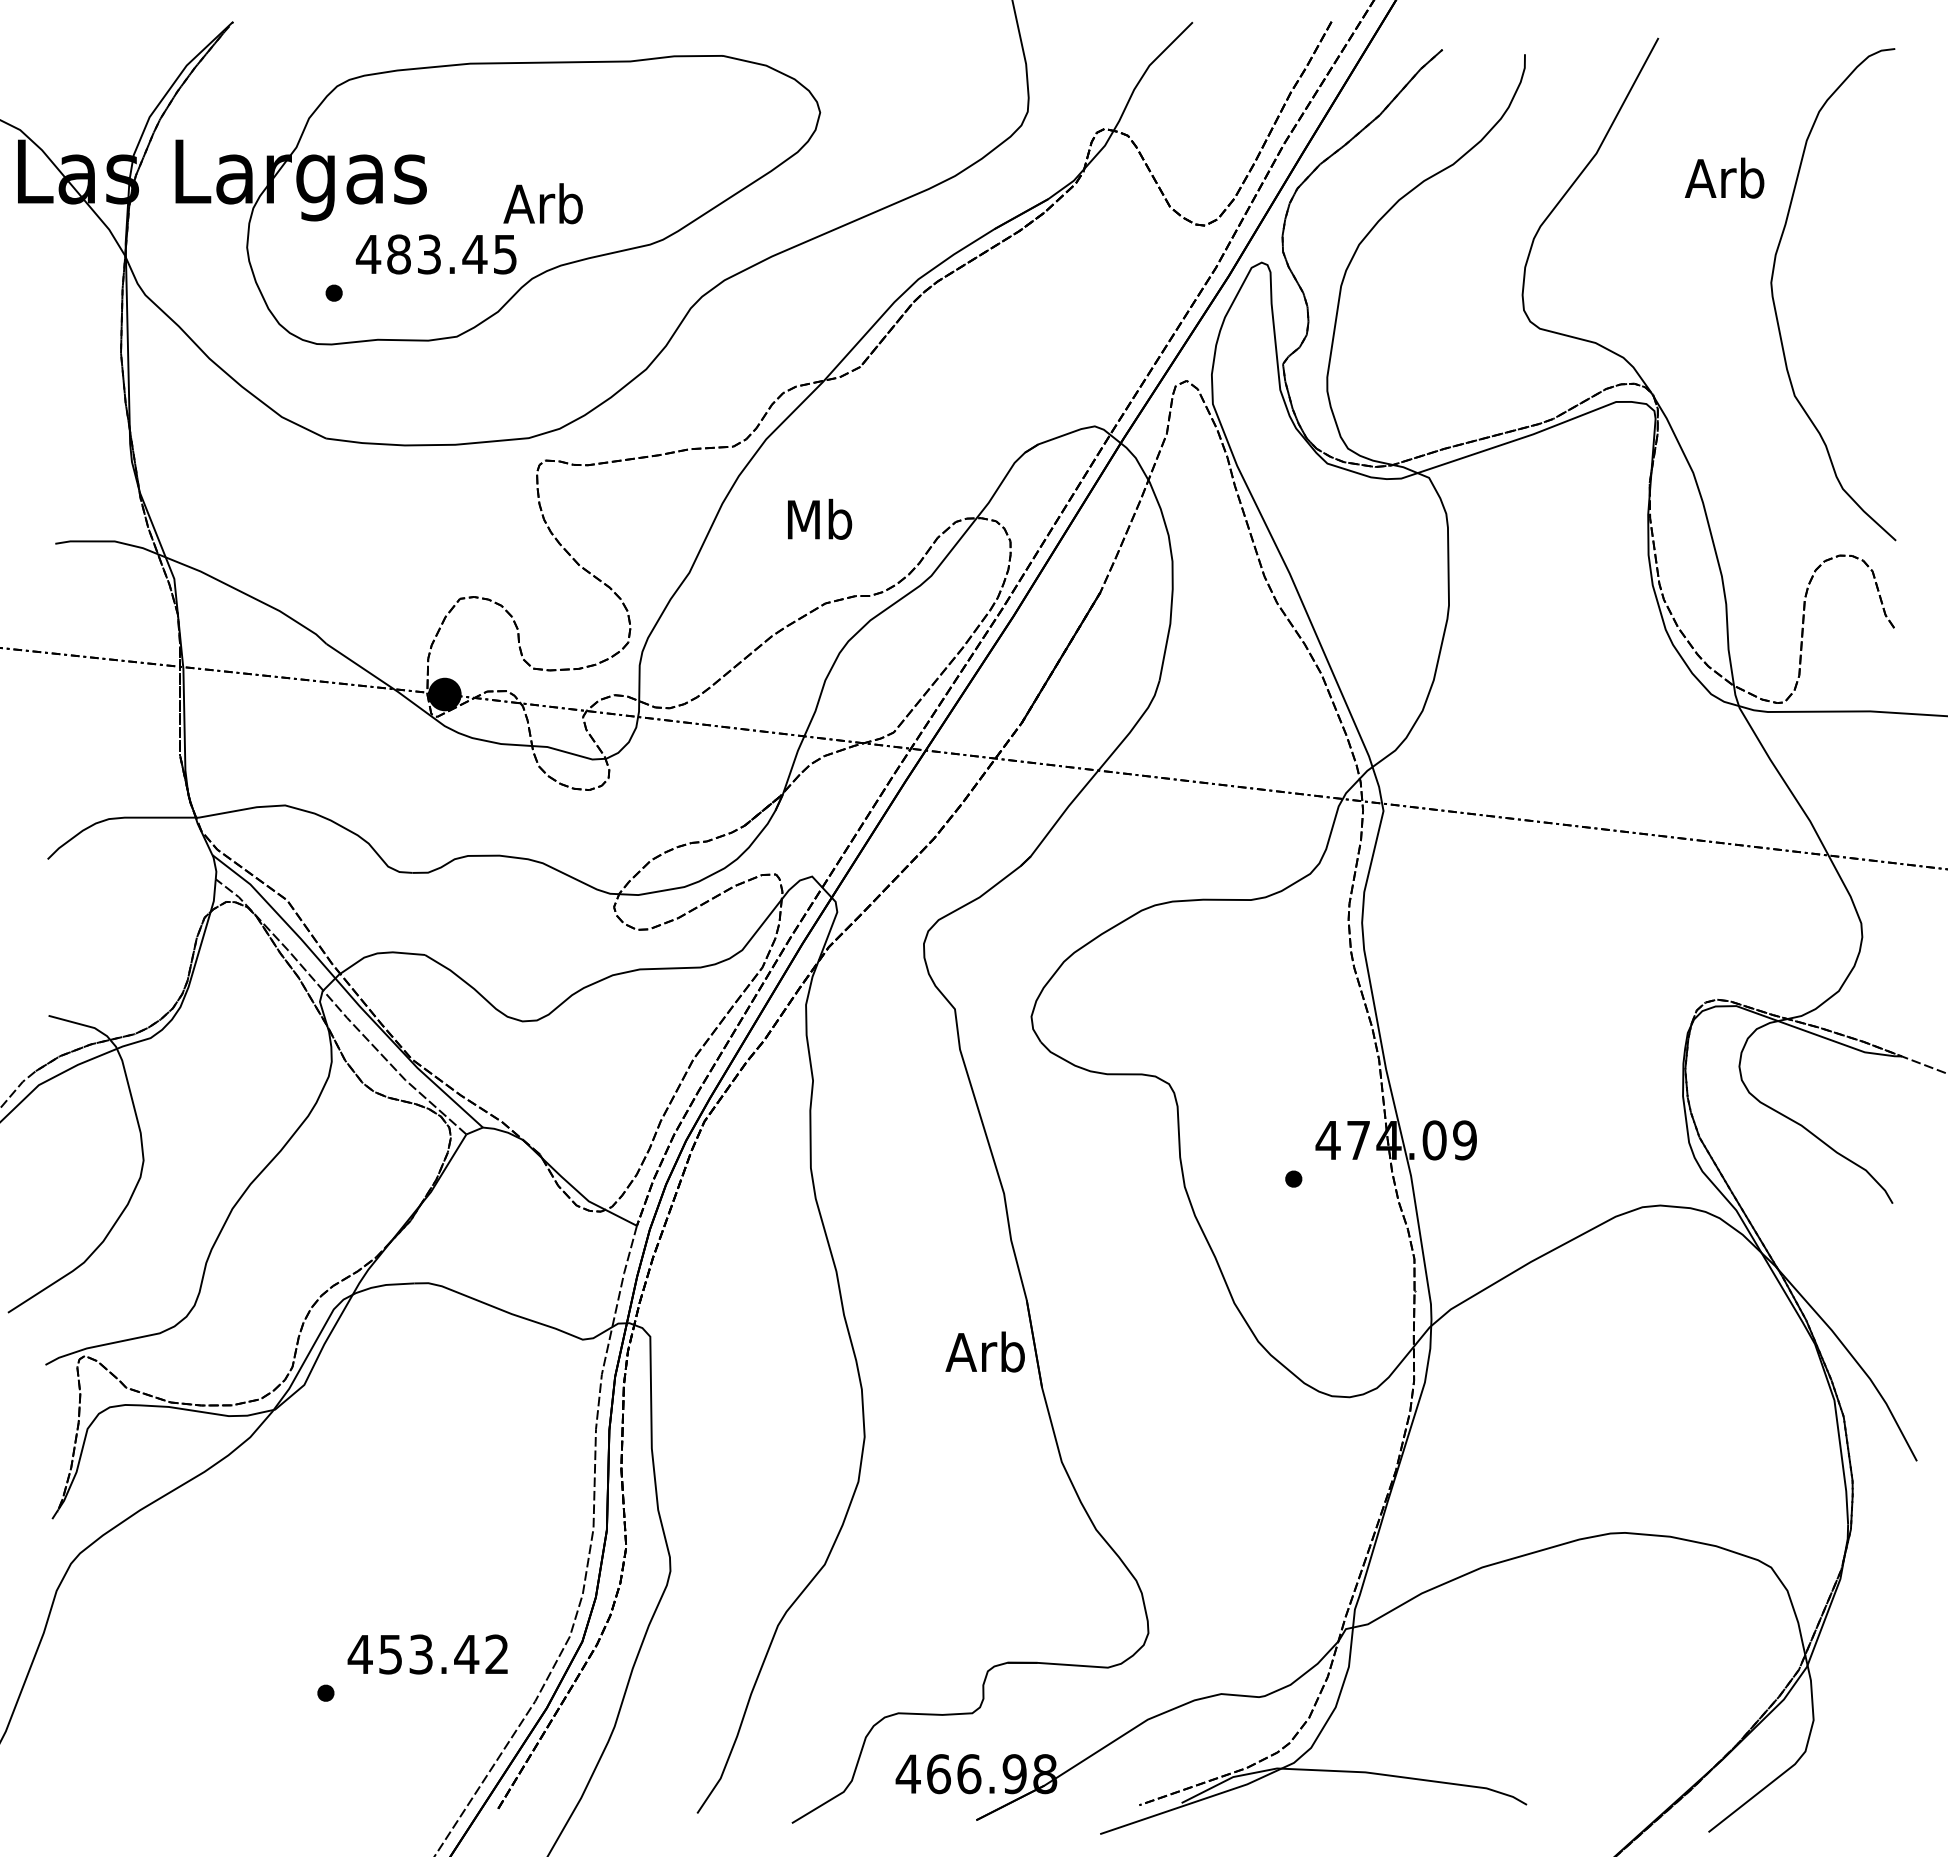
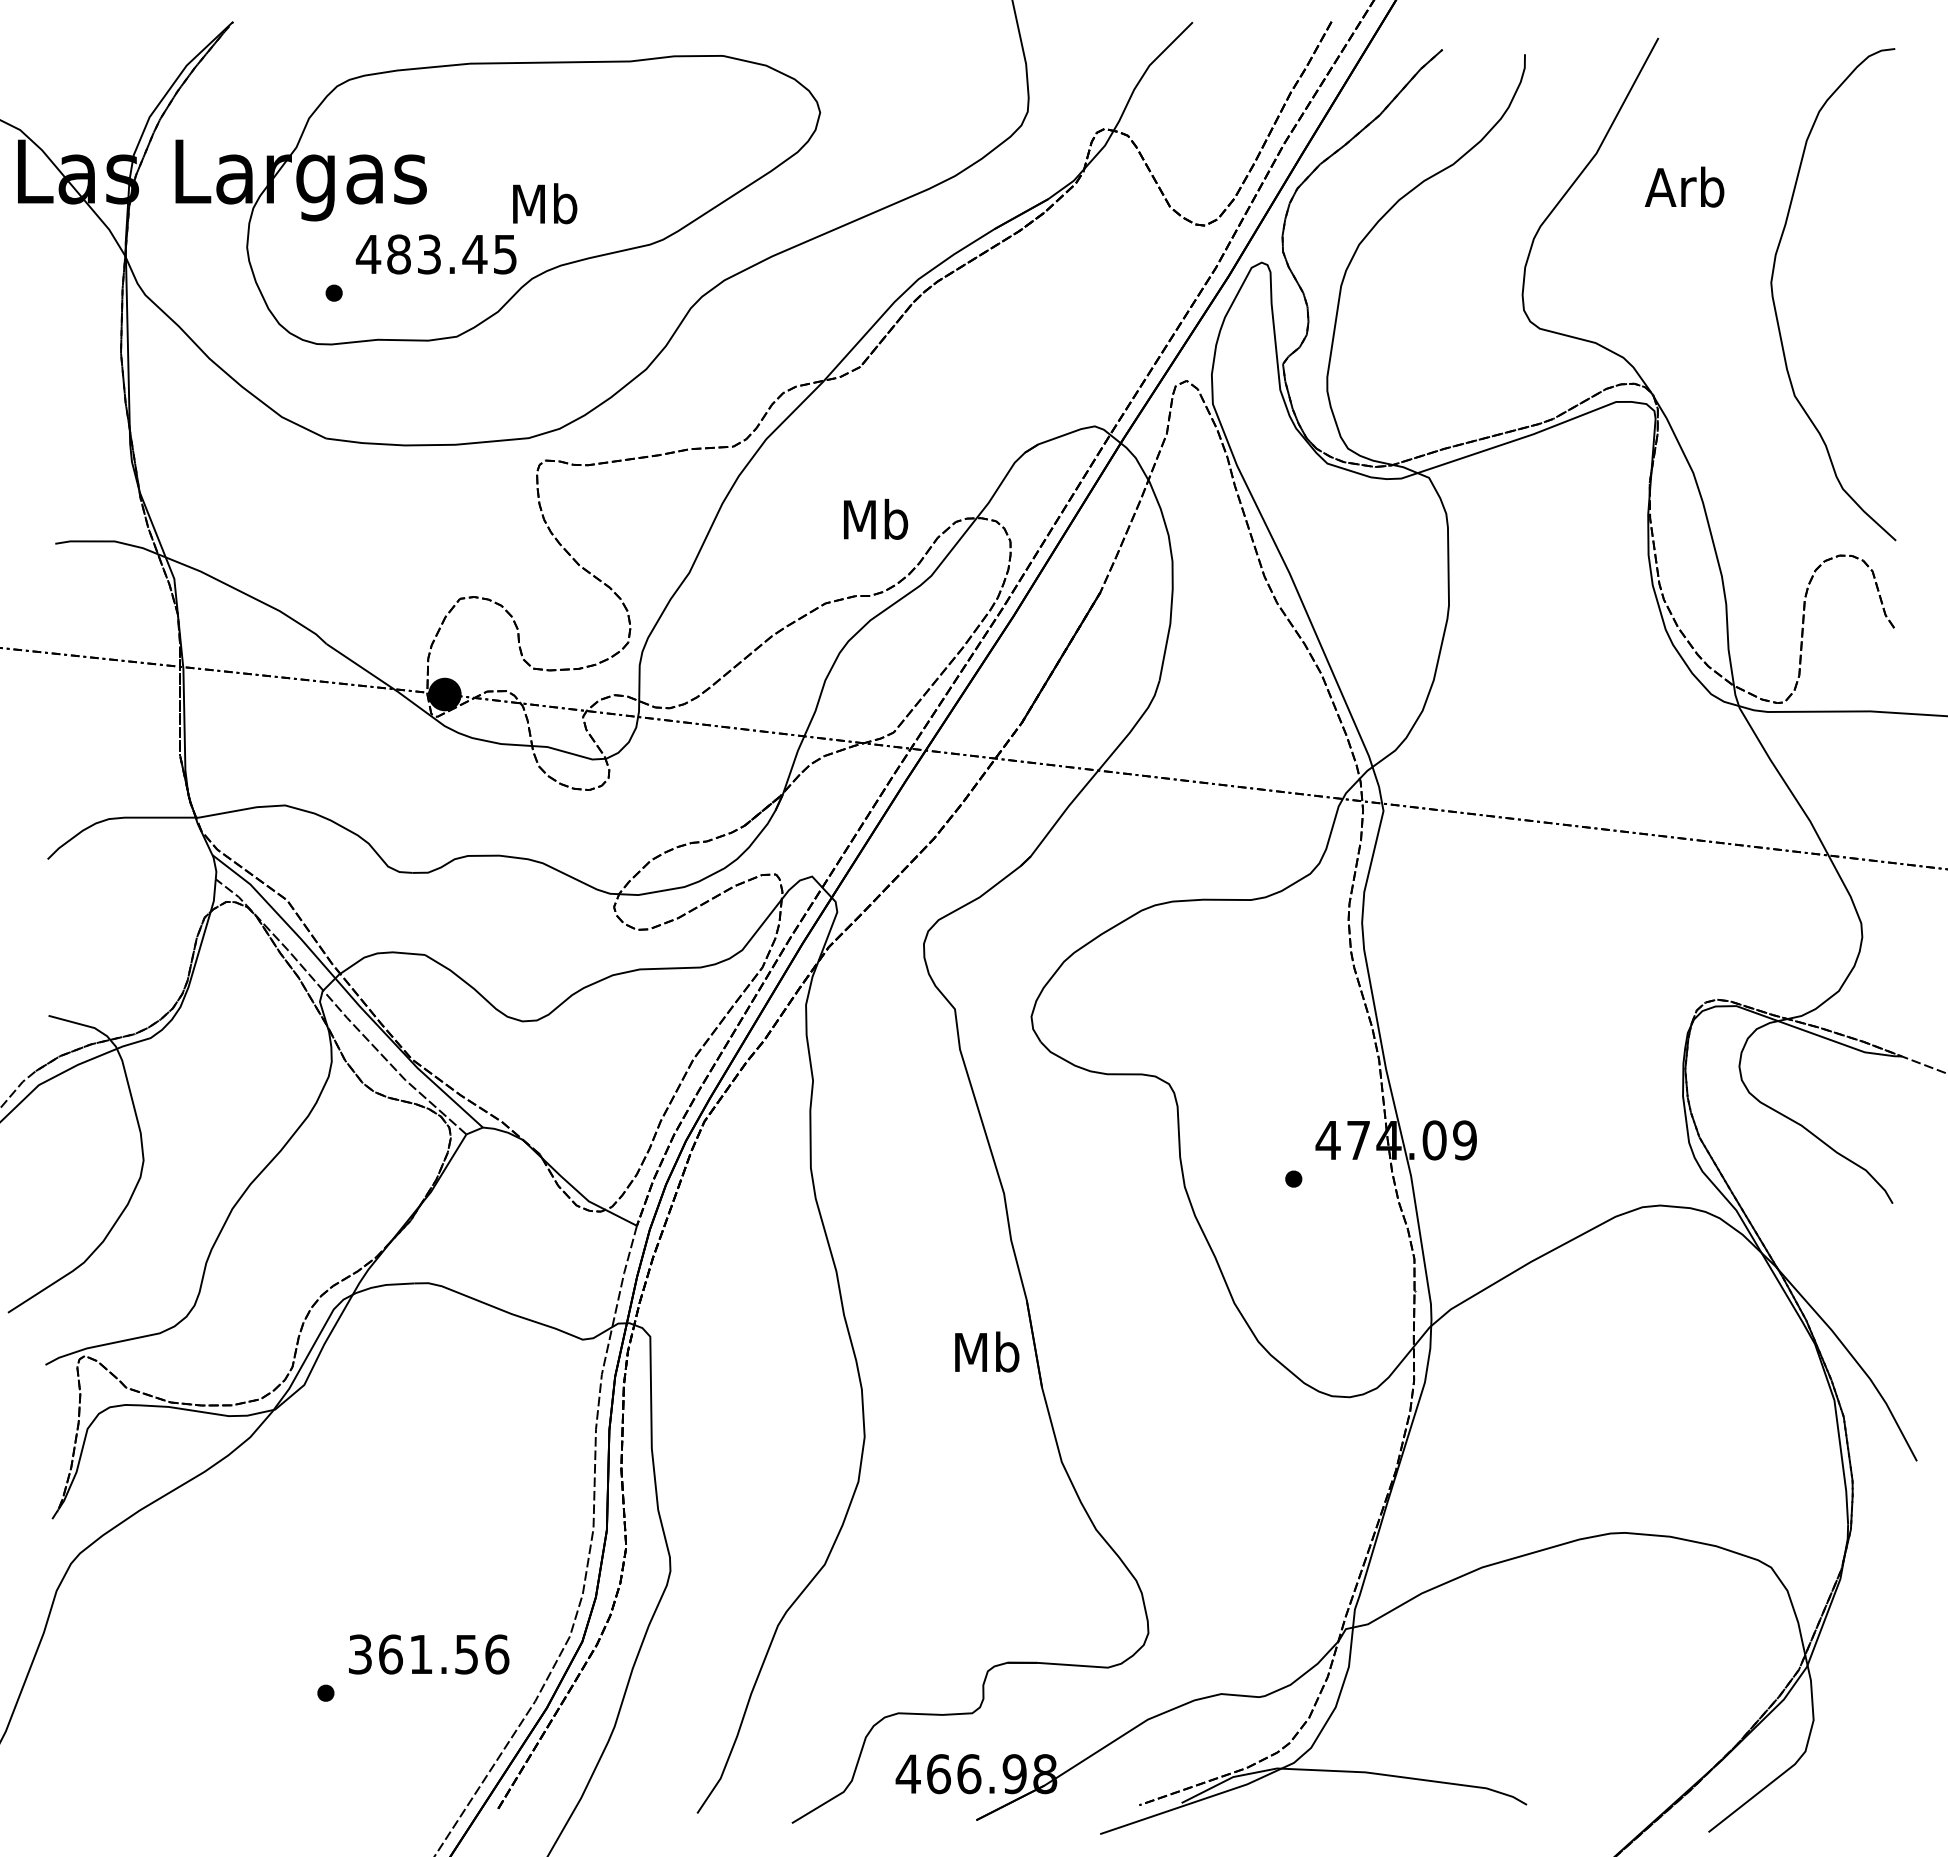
text position: (1724, 177) -> (1684, 186) (1684, 186)
text: Arb -> Mb (542, 203)
text position: (820, 518) -> (876, 518) (876, 518)
text: Arb -> Mb (984, 1351)
text: 453.42 -> 361.56 (428, 1654)
